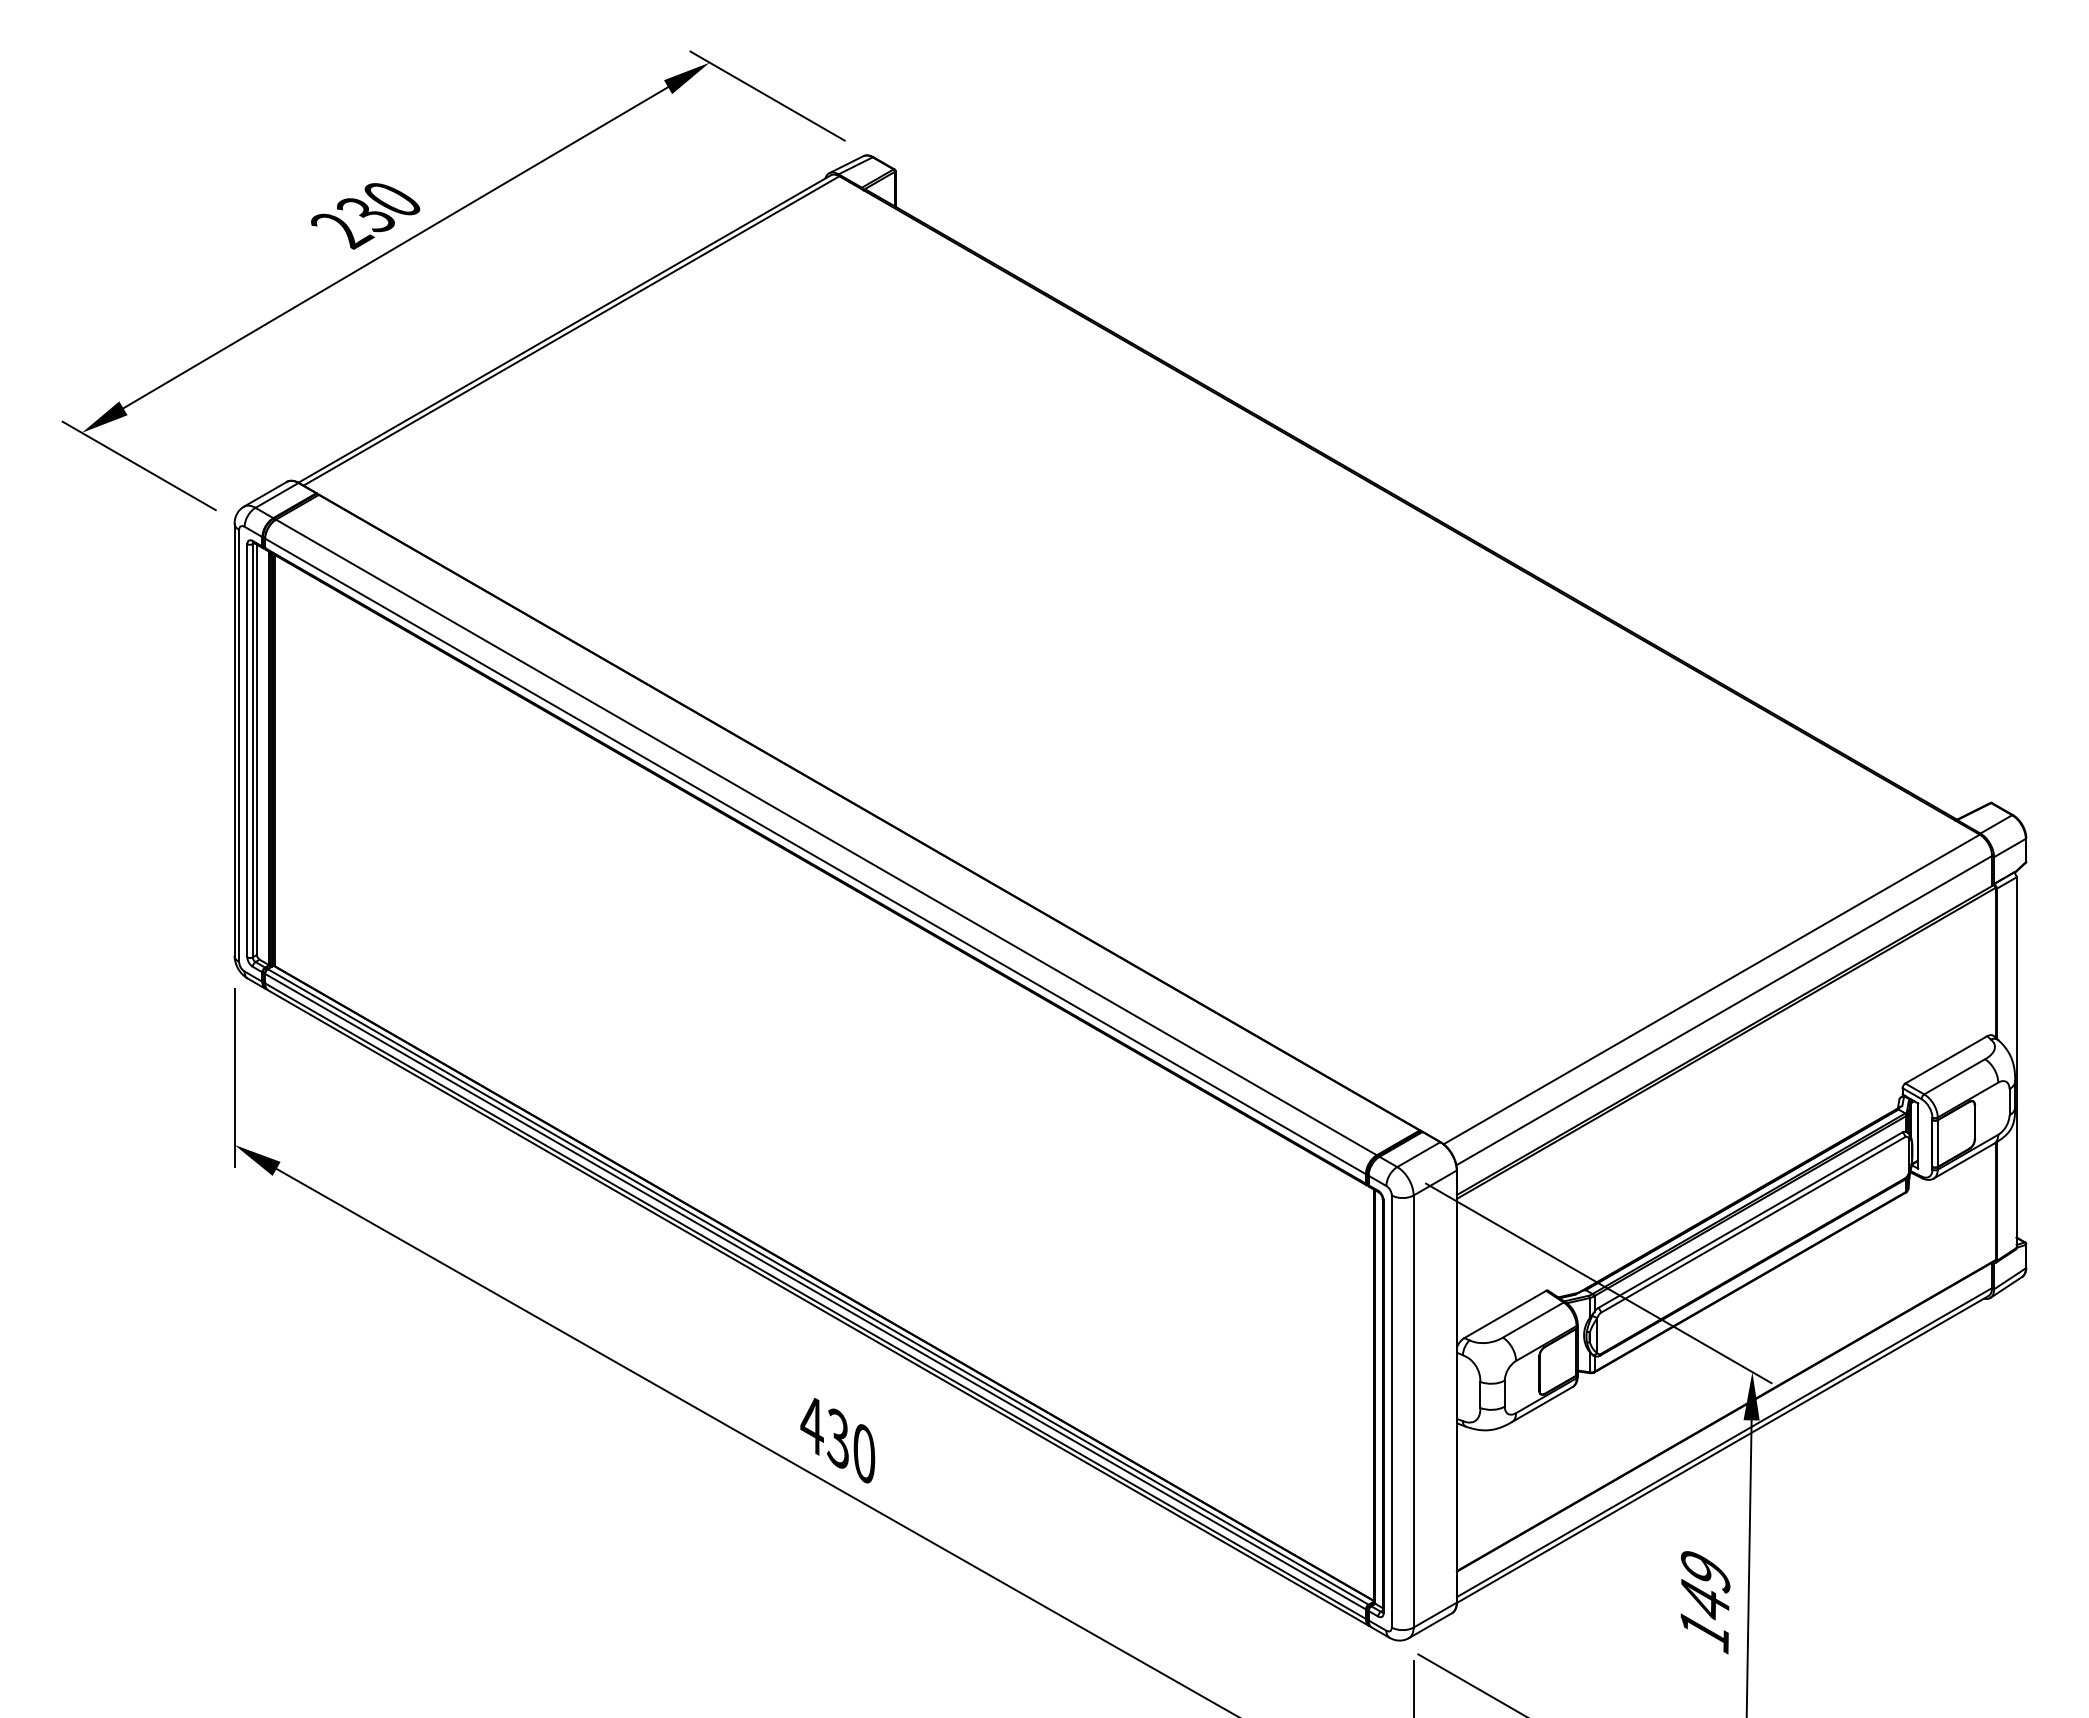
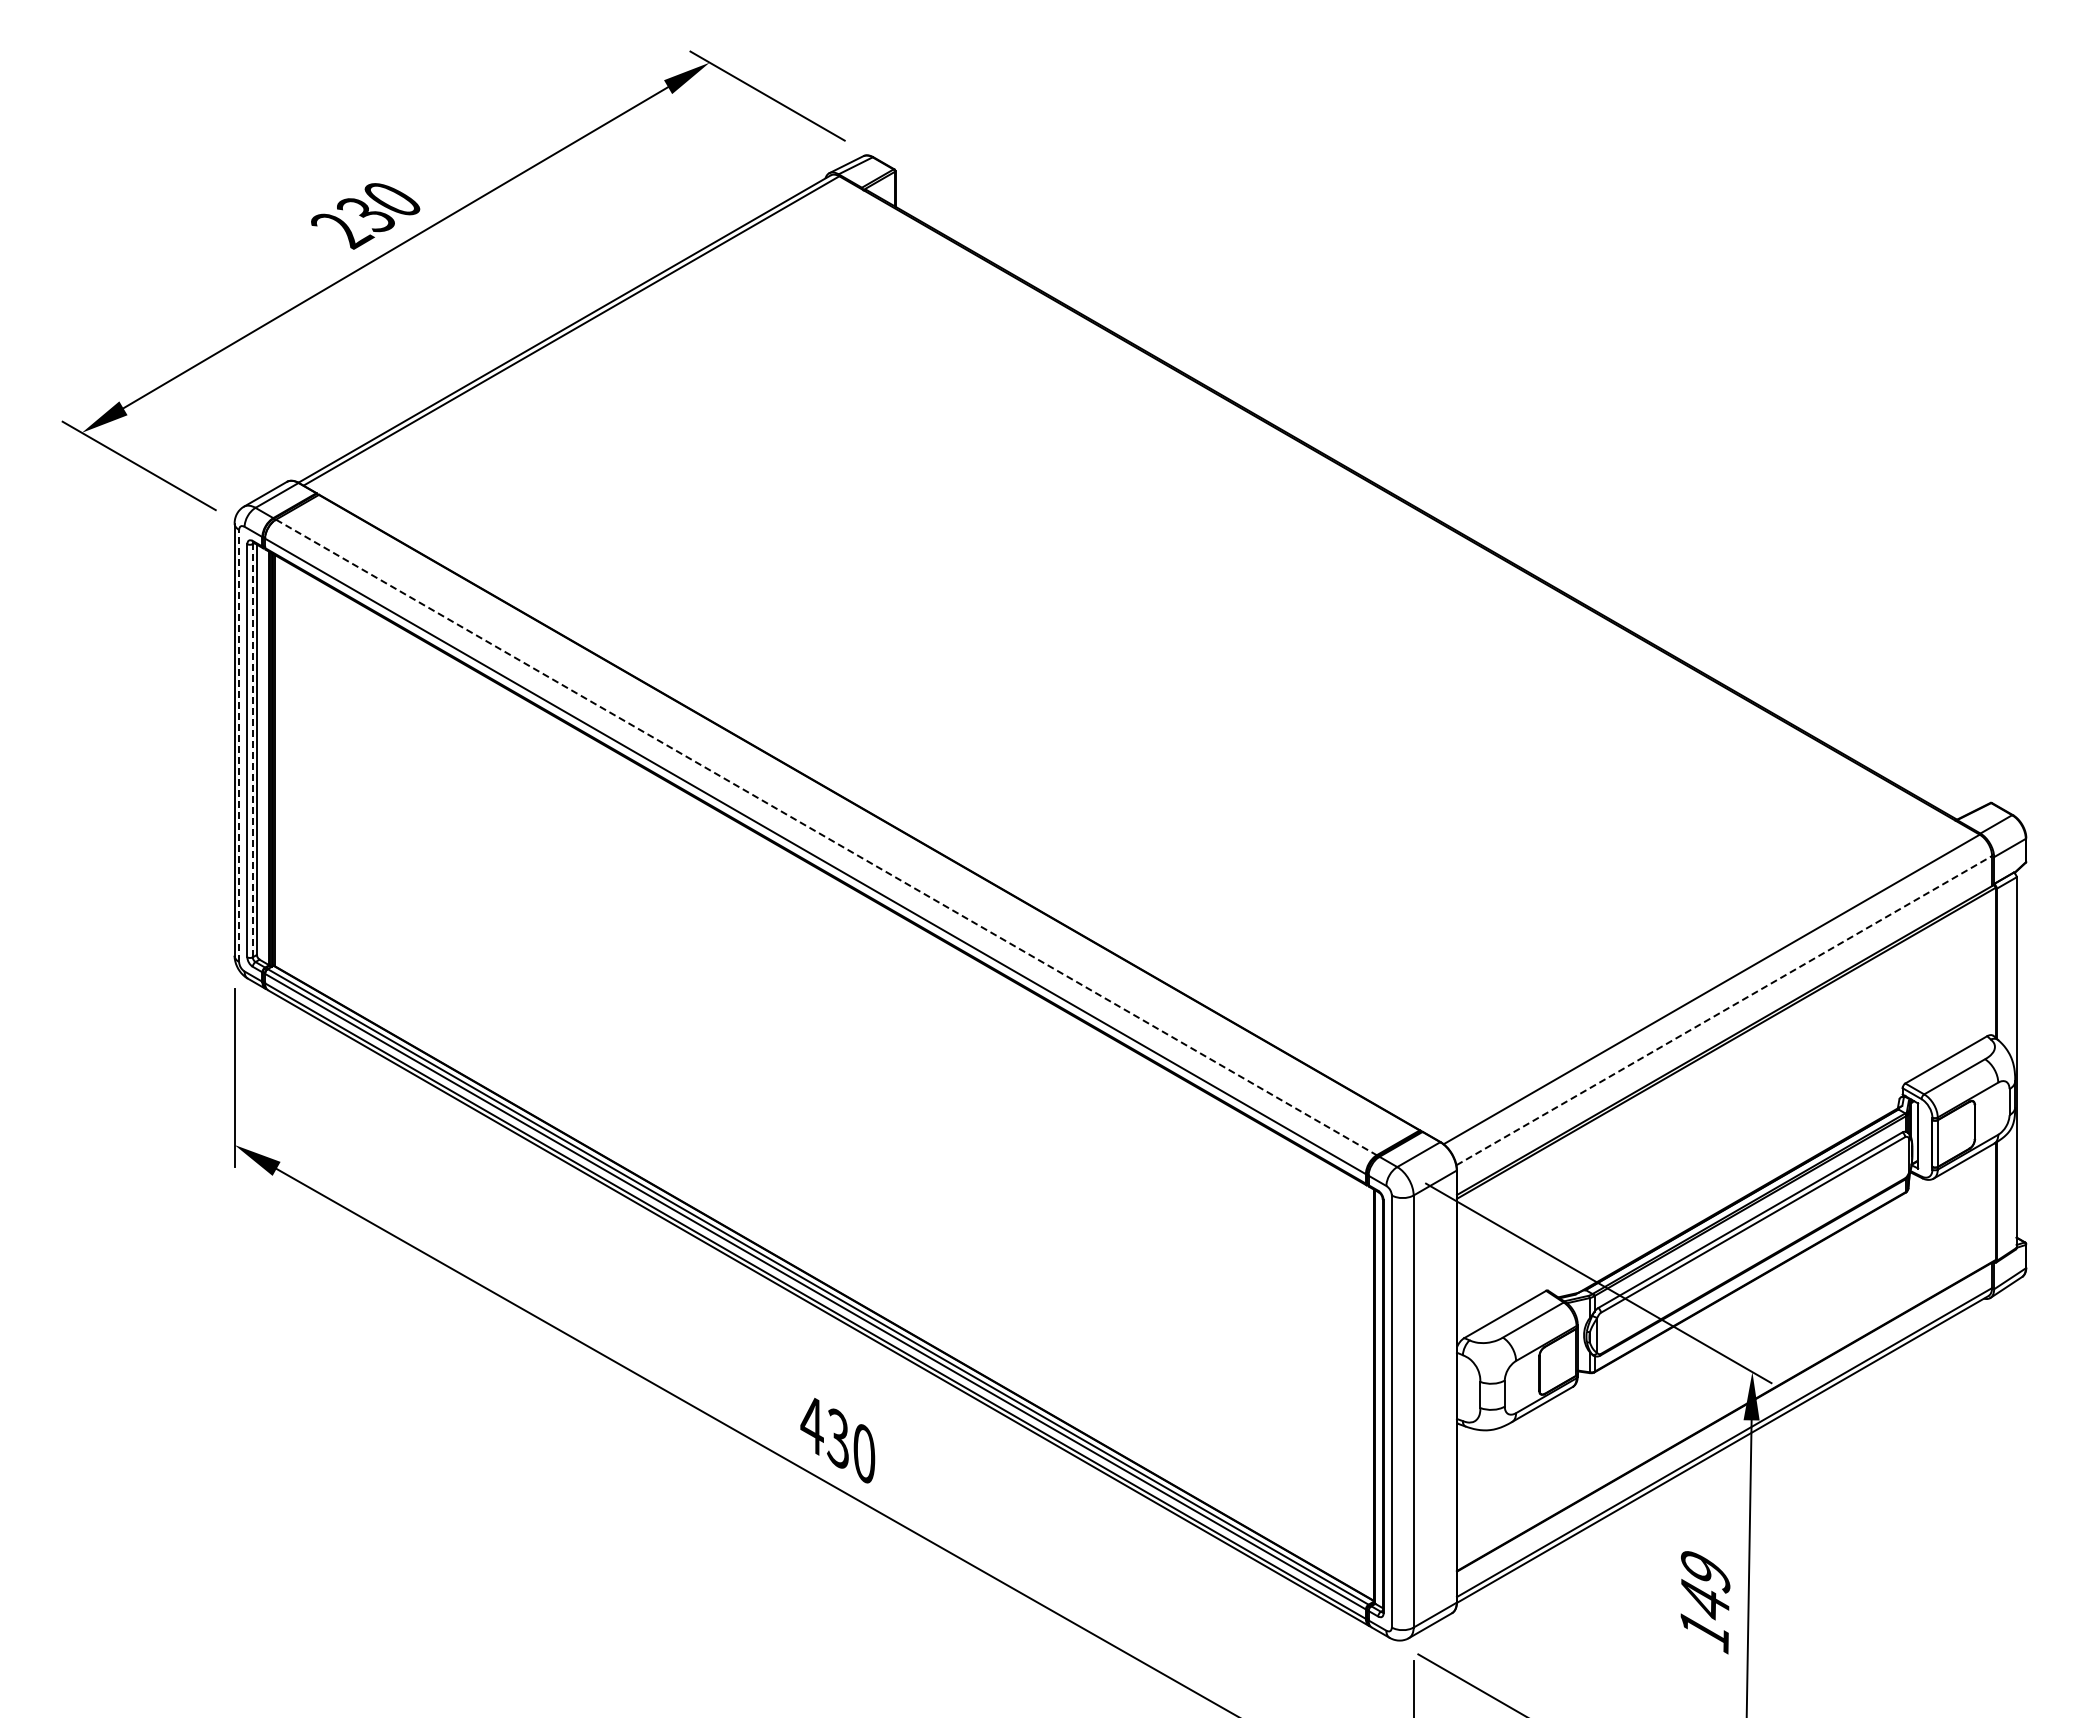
line: solid -> dashed (239, 745)
line: solid -> dashed (252, 750)
line: solid -> dashed (826, 837)
line: solid -> dashed (1724, 1010)
